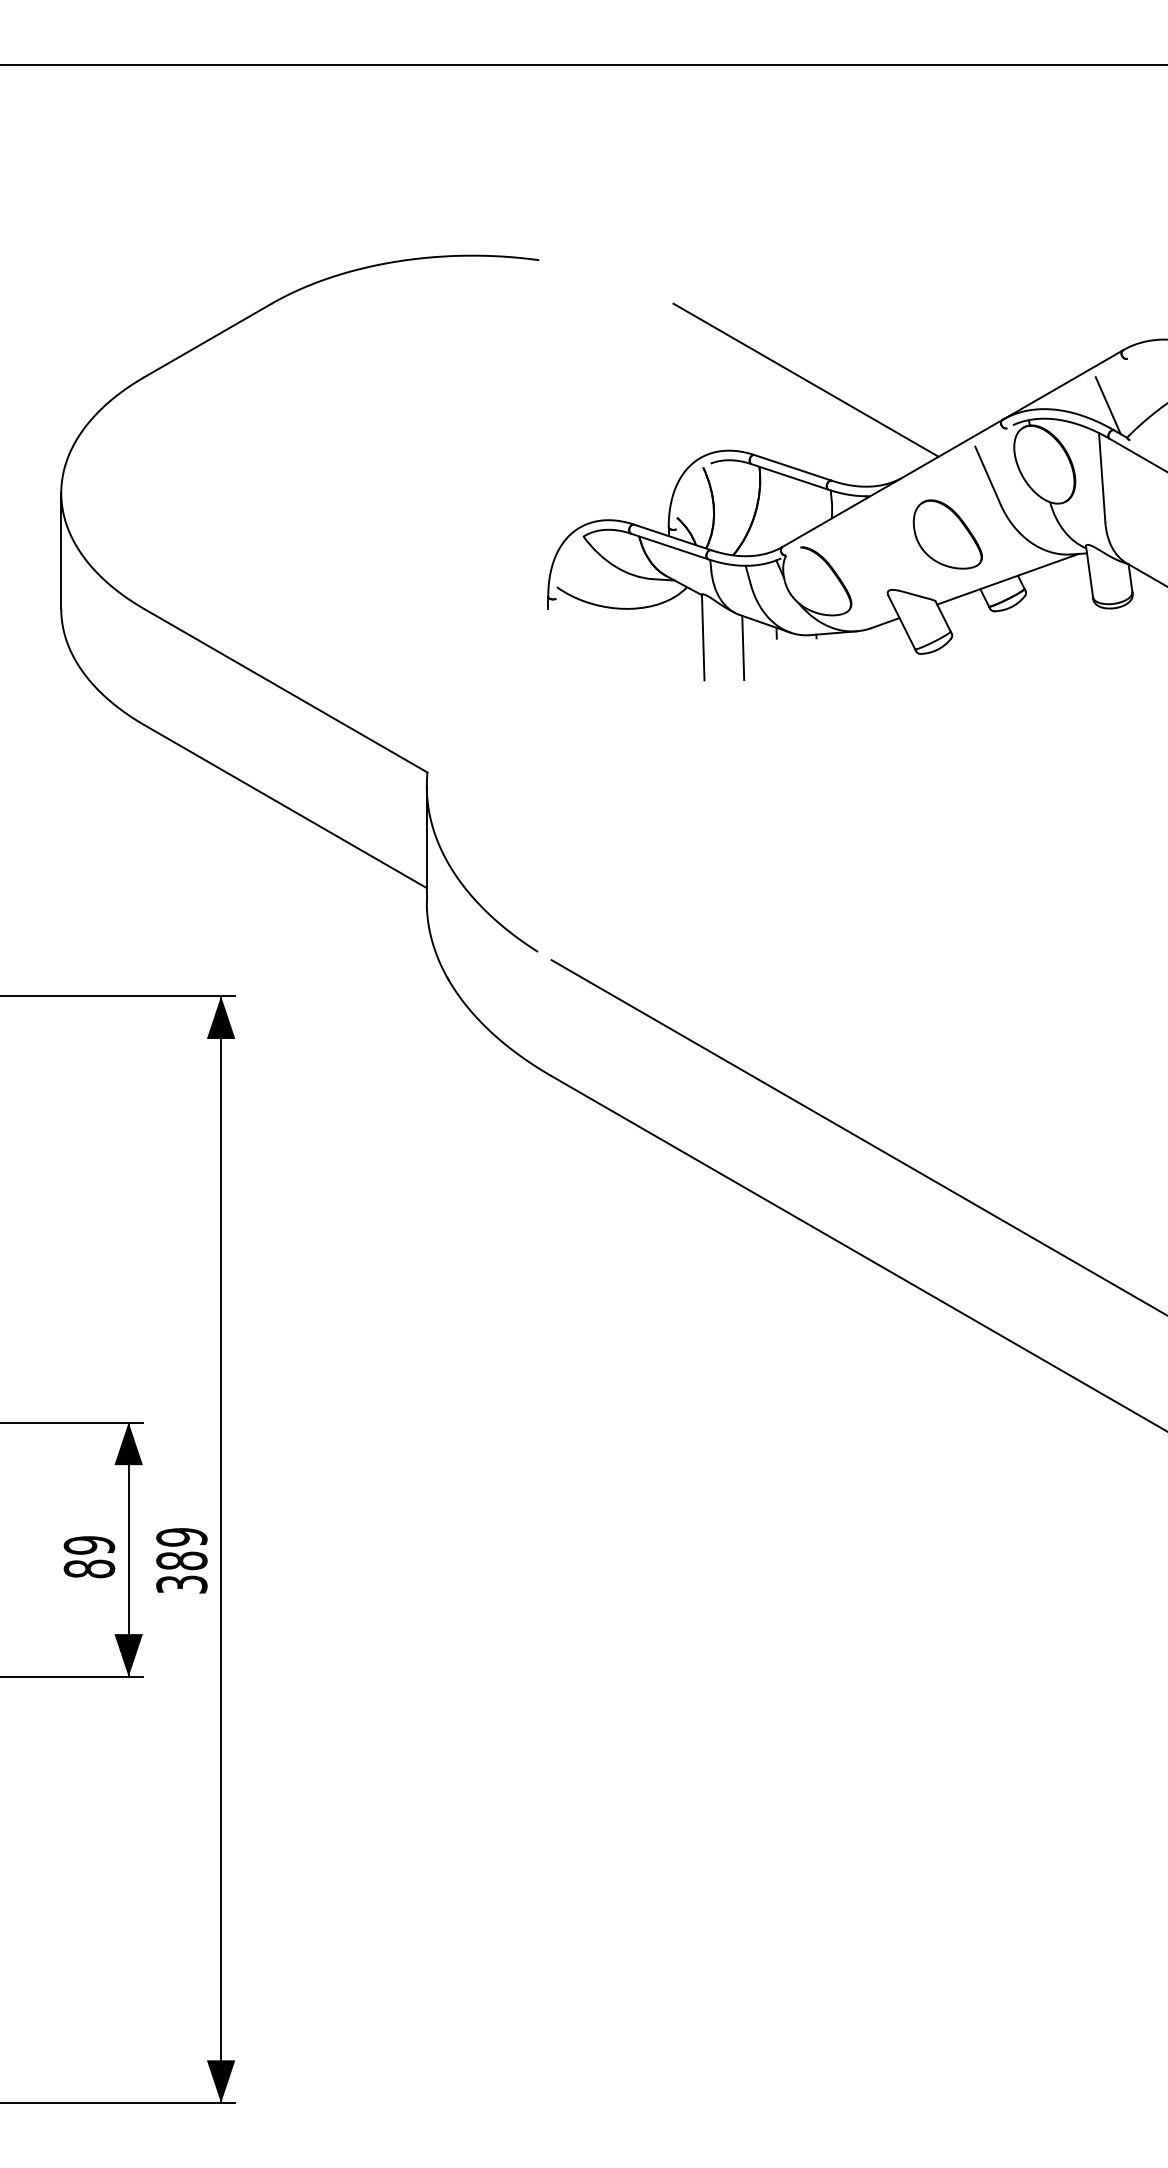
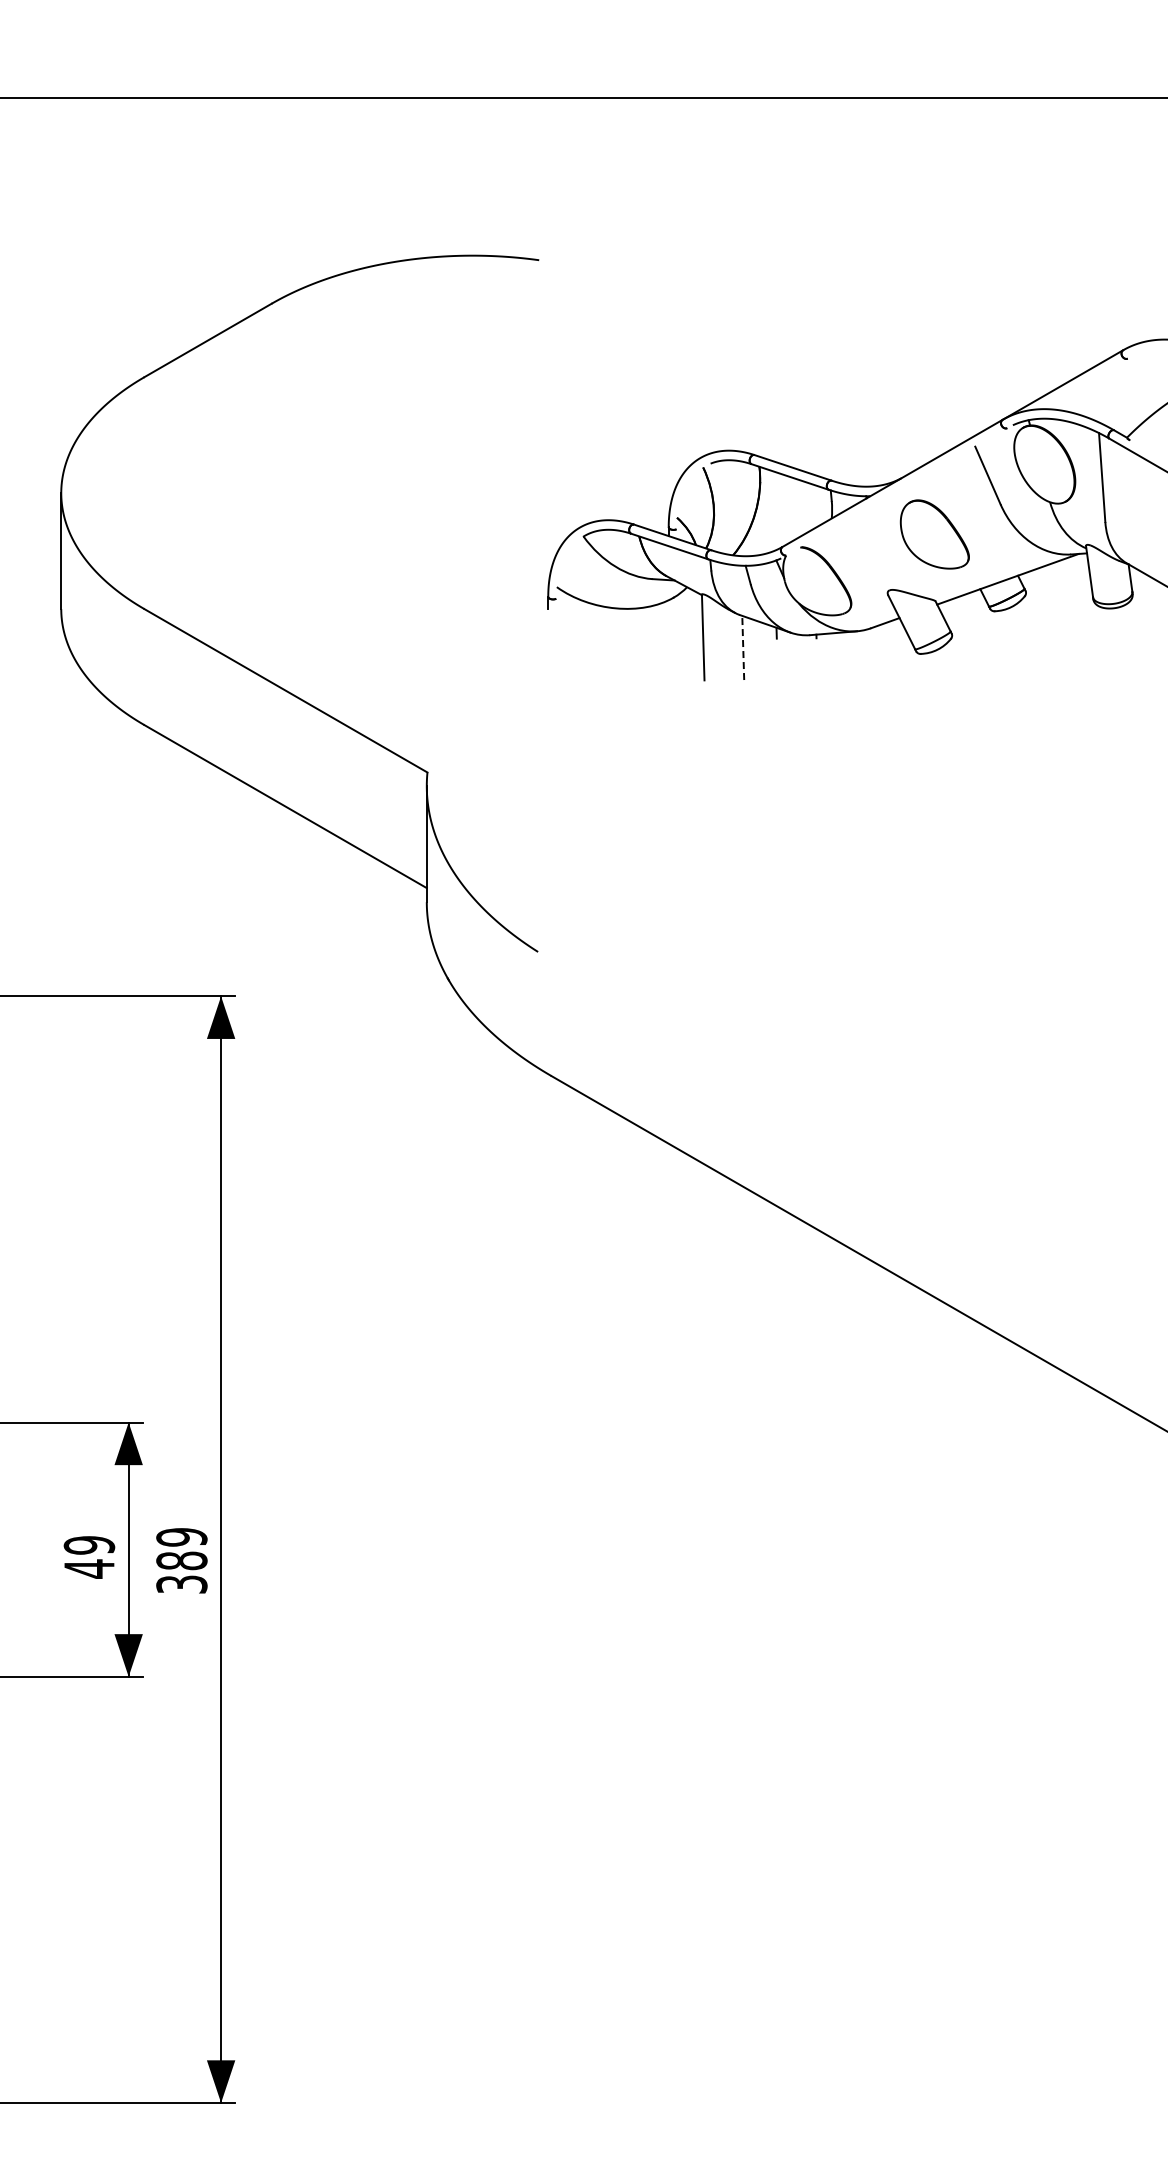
line position: (583, 65) -> (583, 98) (583, 98)
line: present -> none (805, 379)
line: present -> none (1107, 405)
part position: (947, 534) -> (934, 534) (934, 534)
line: solid -> dashed (743, 647)
line: present -> none (857, 1137)
text: 89 -> 49 (89, 1568)
